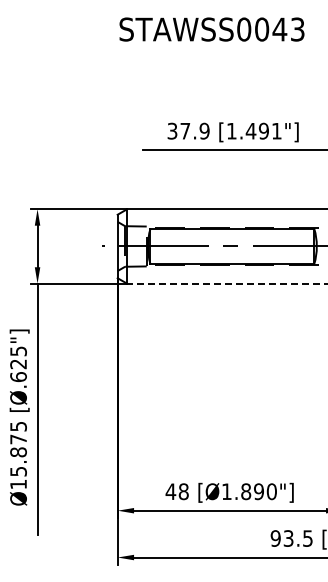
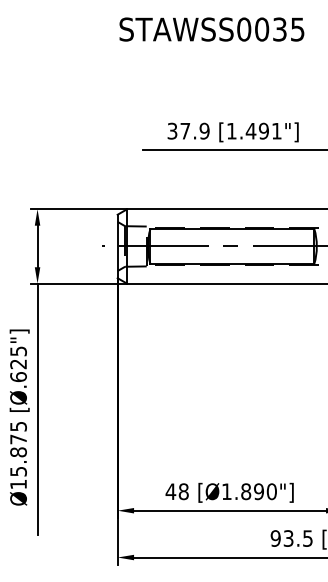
text: STAWSS0043 -> STAWSS0035 (288, 29)
line: dashed -> solid (226, 283)
